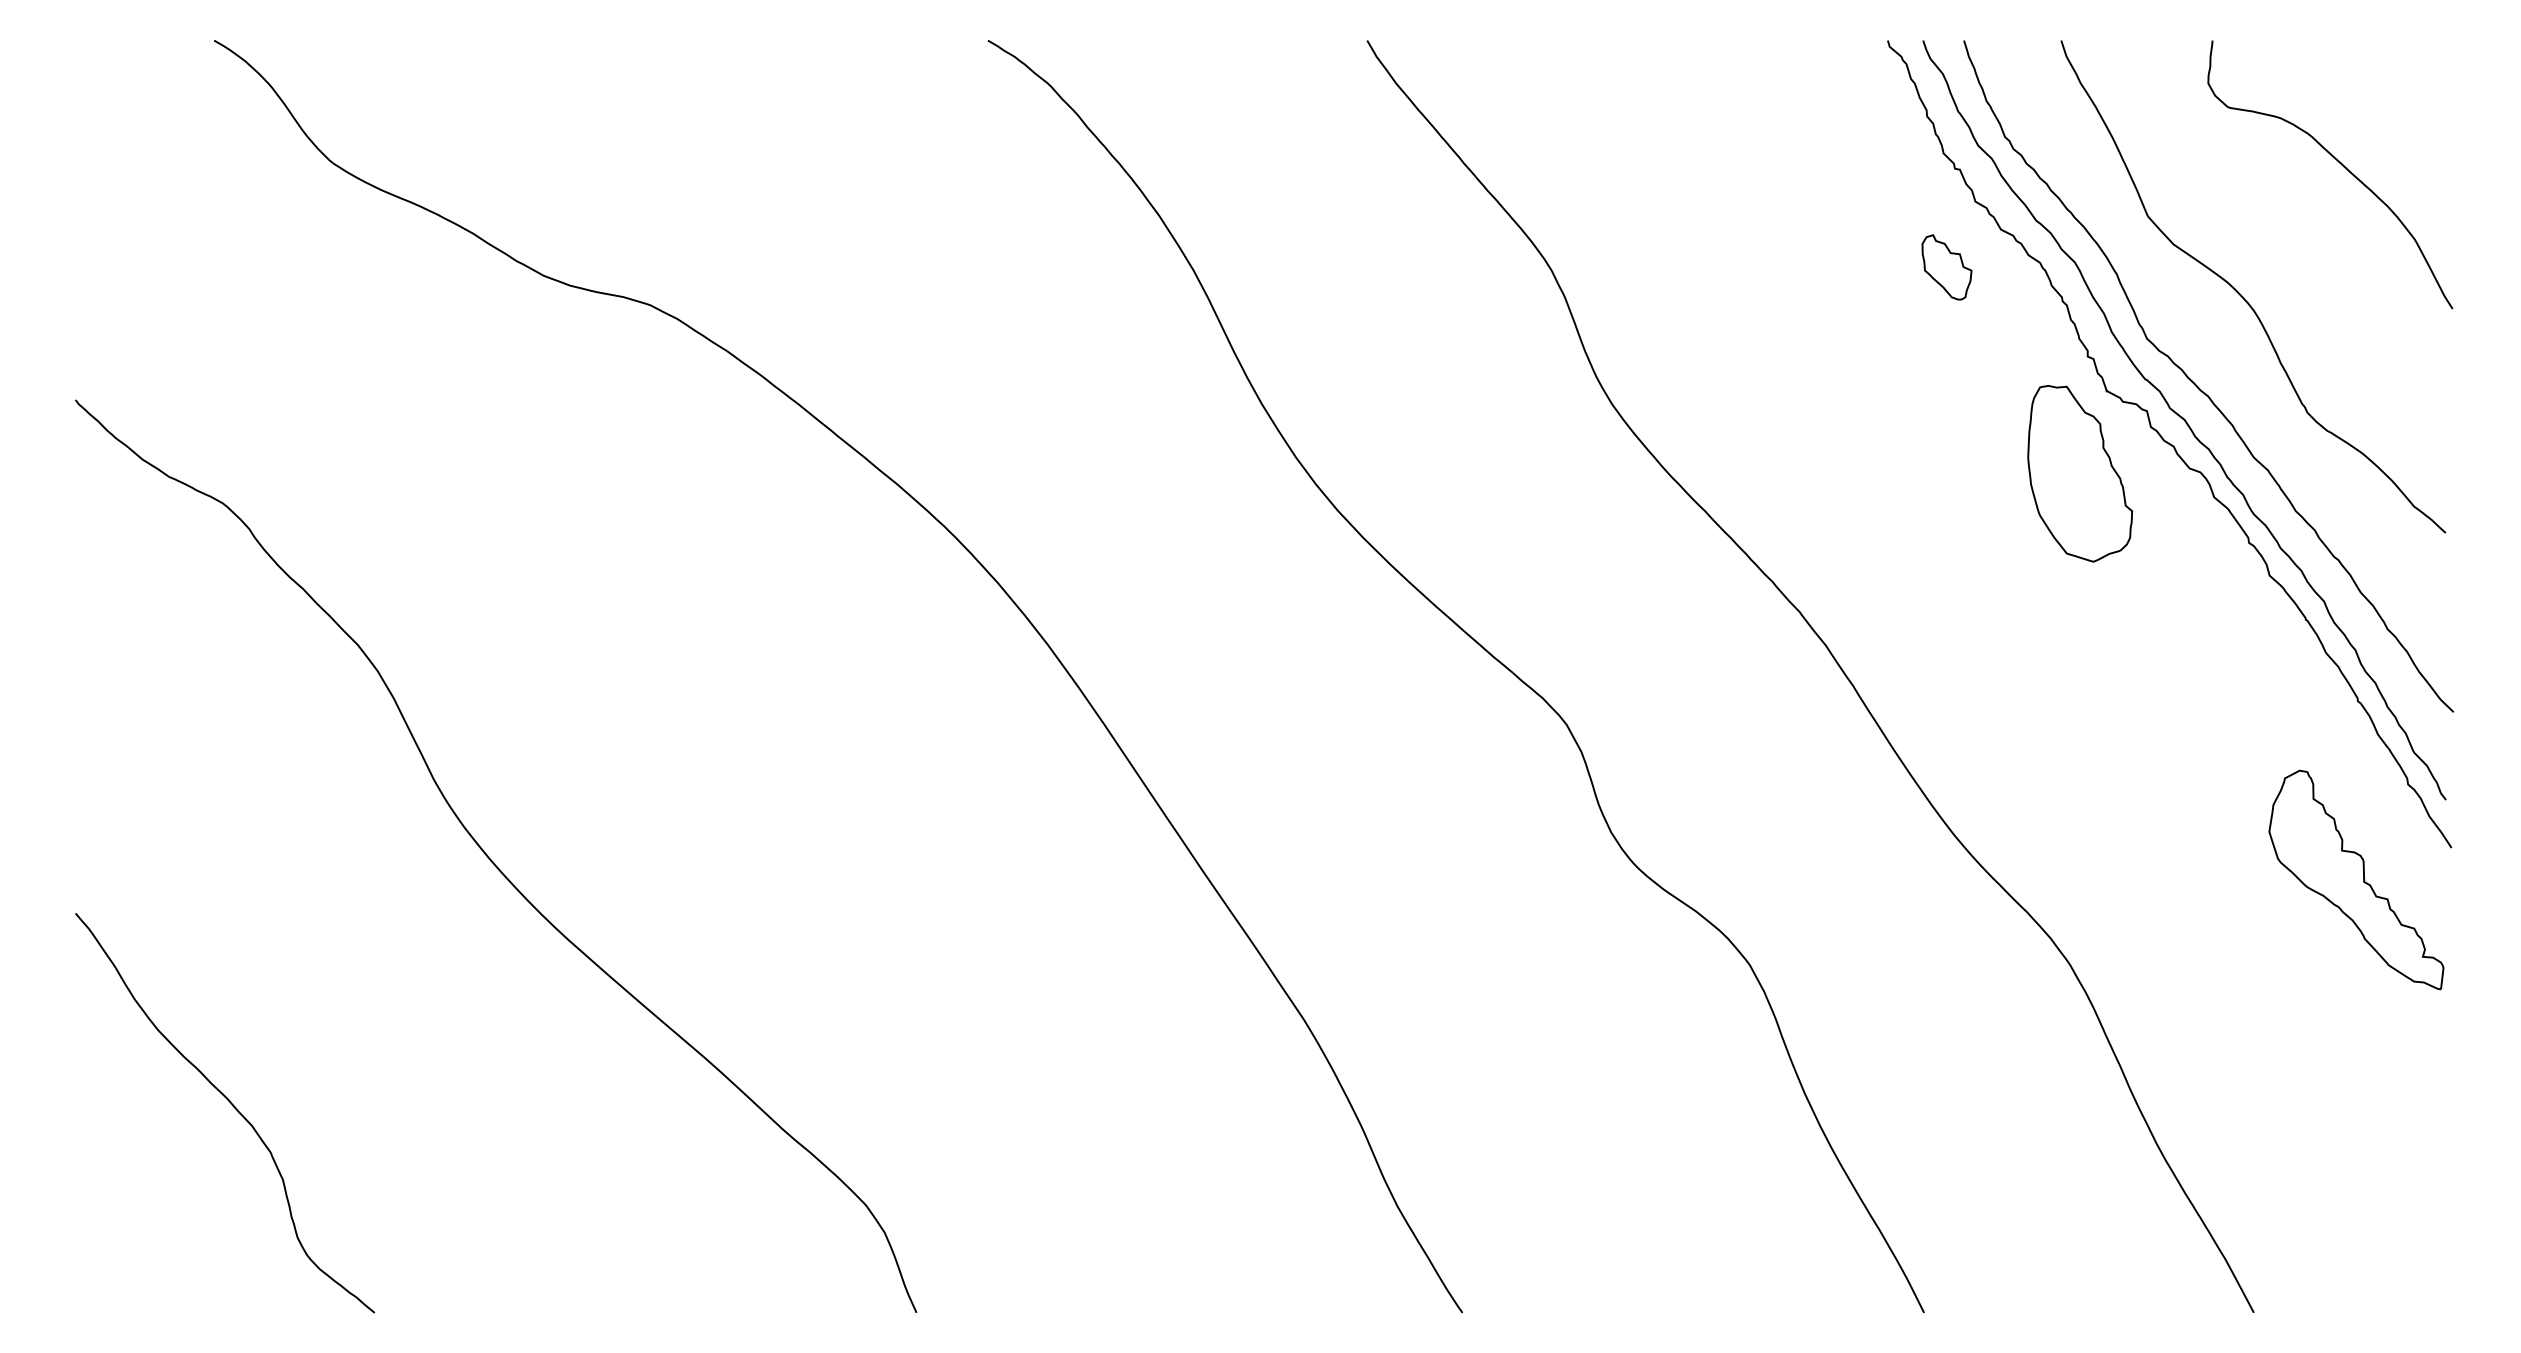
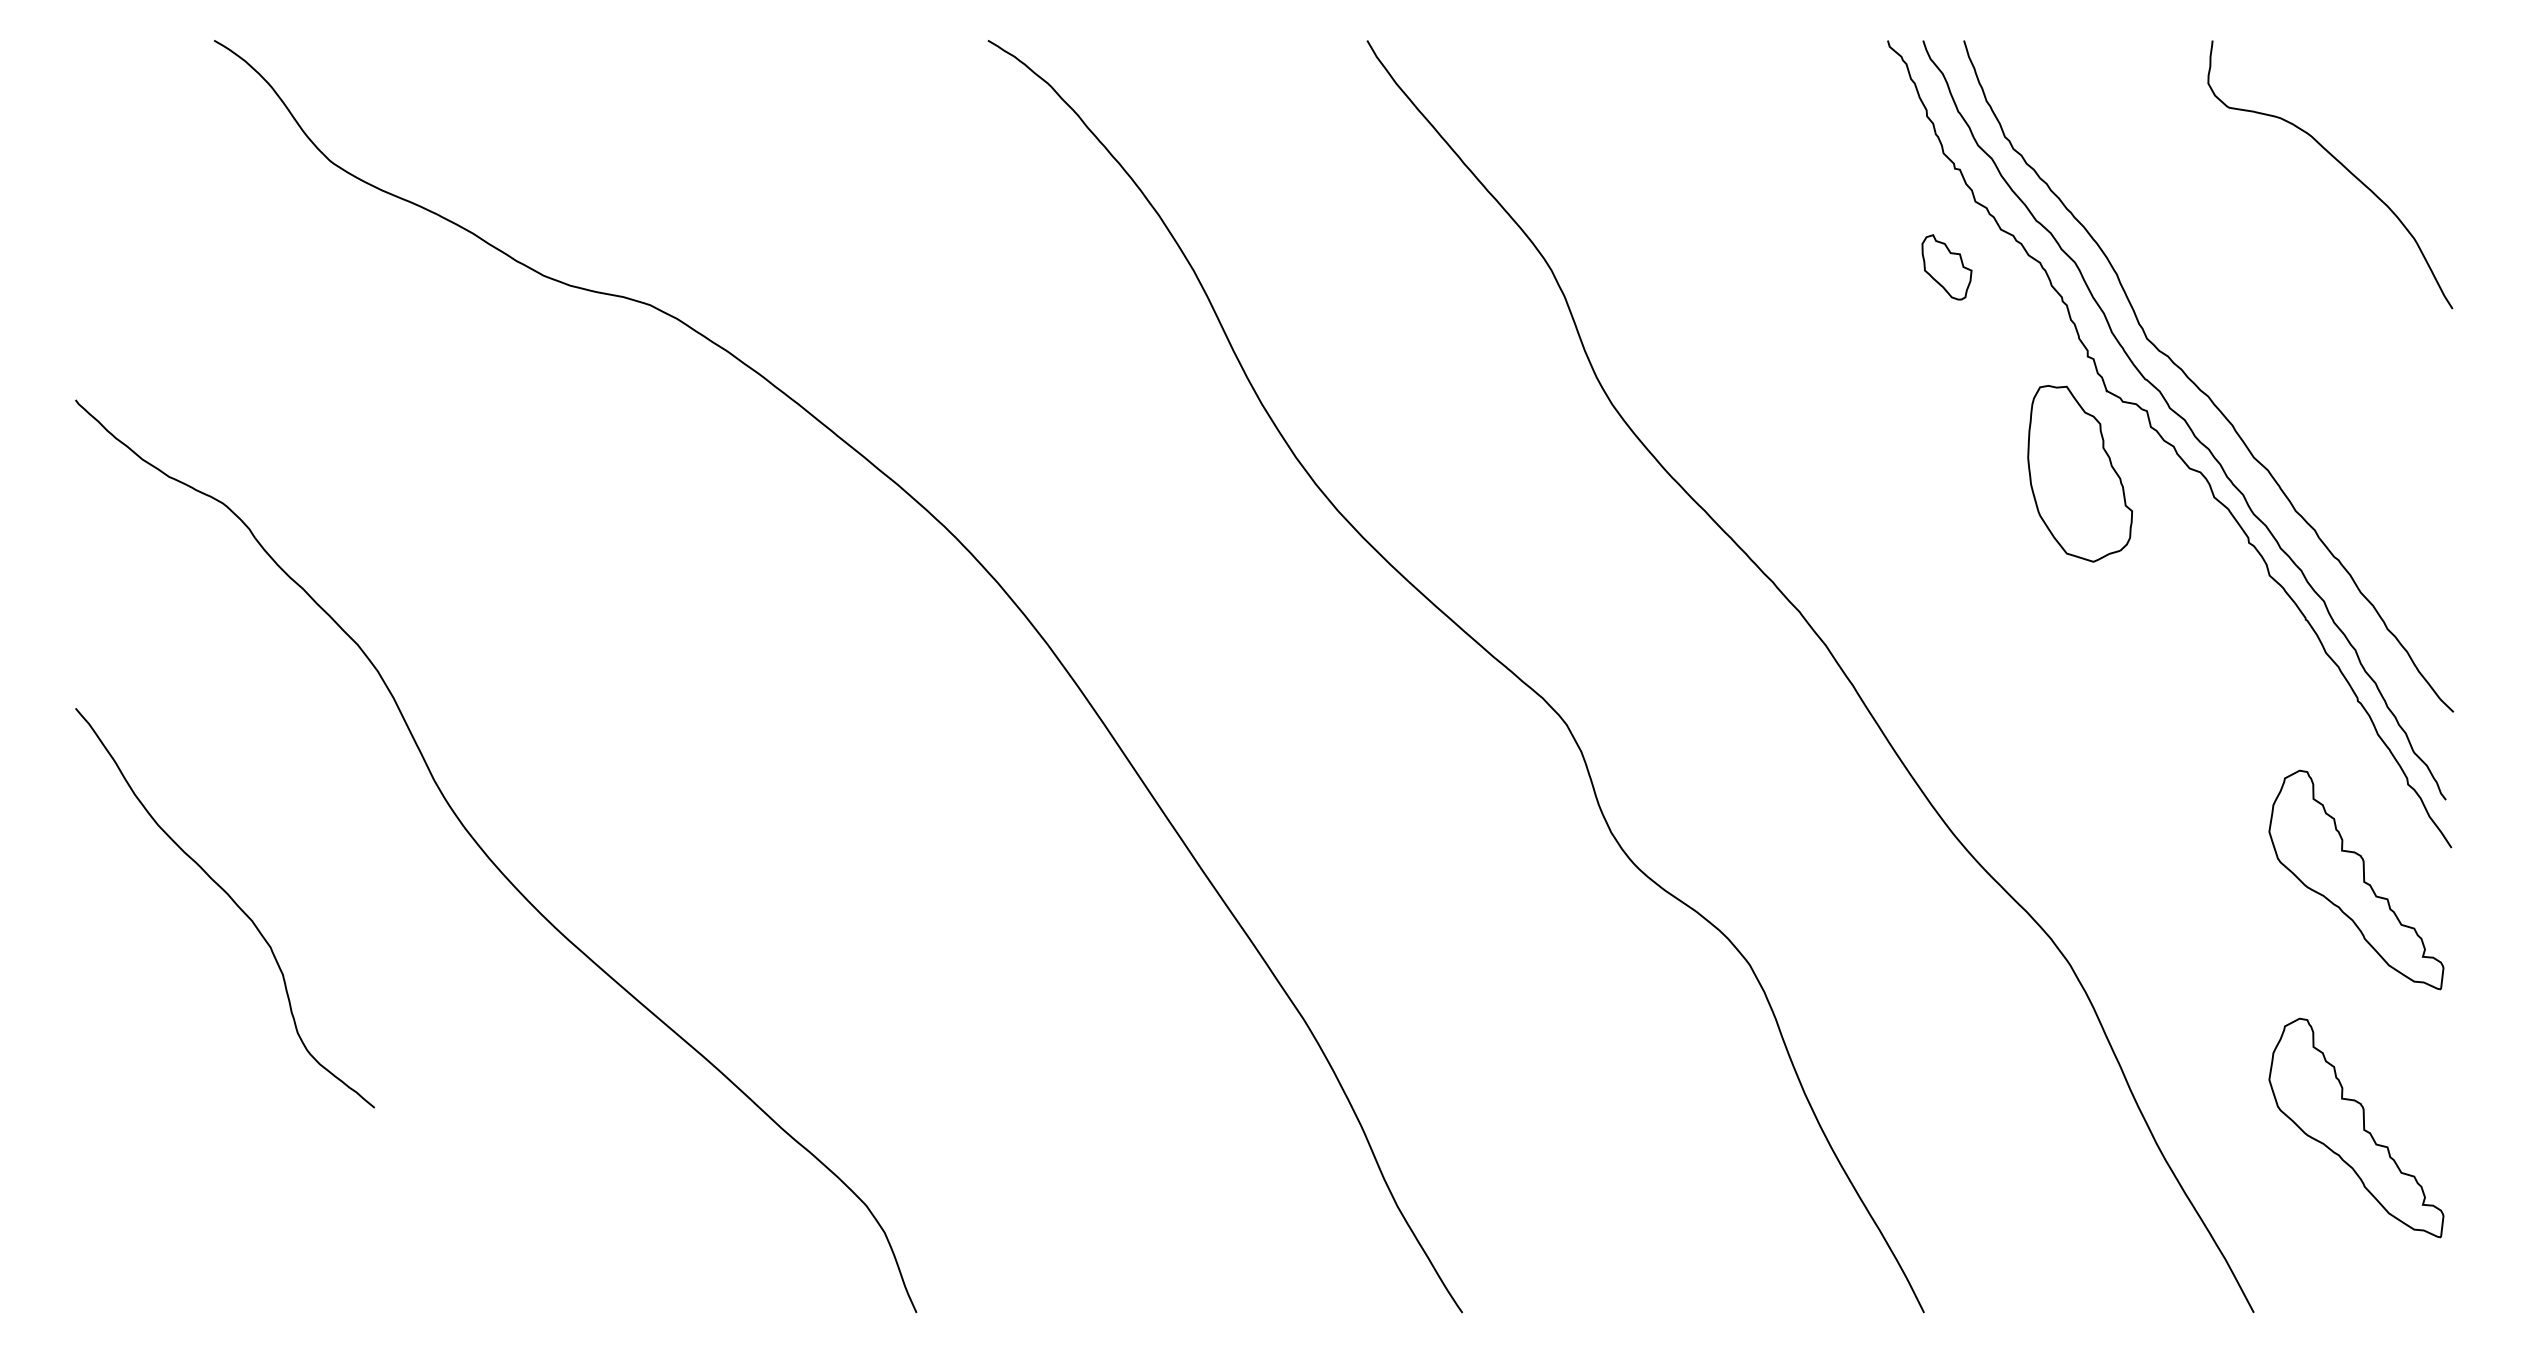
curve: present -> none (2243, 296)
curve position: (232, 1106) -> (232, 901) (232, 901)
part: none -> present (2356, 1127)
